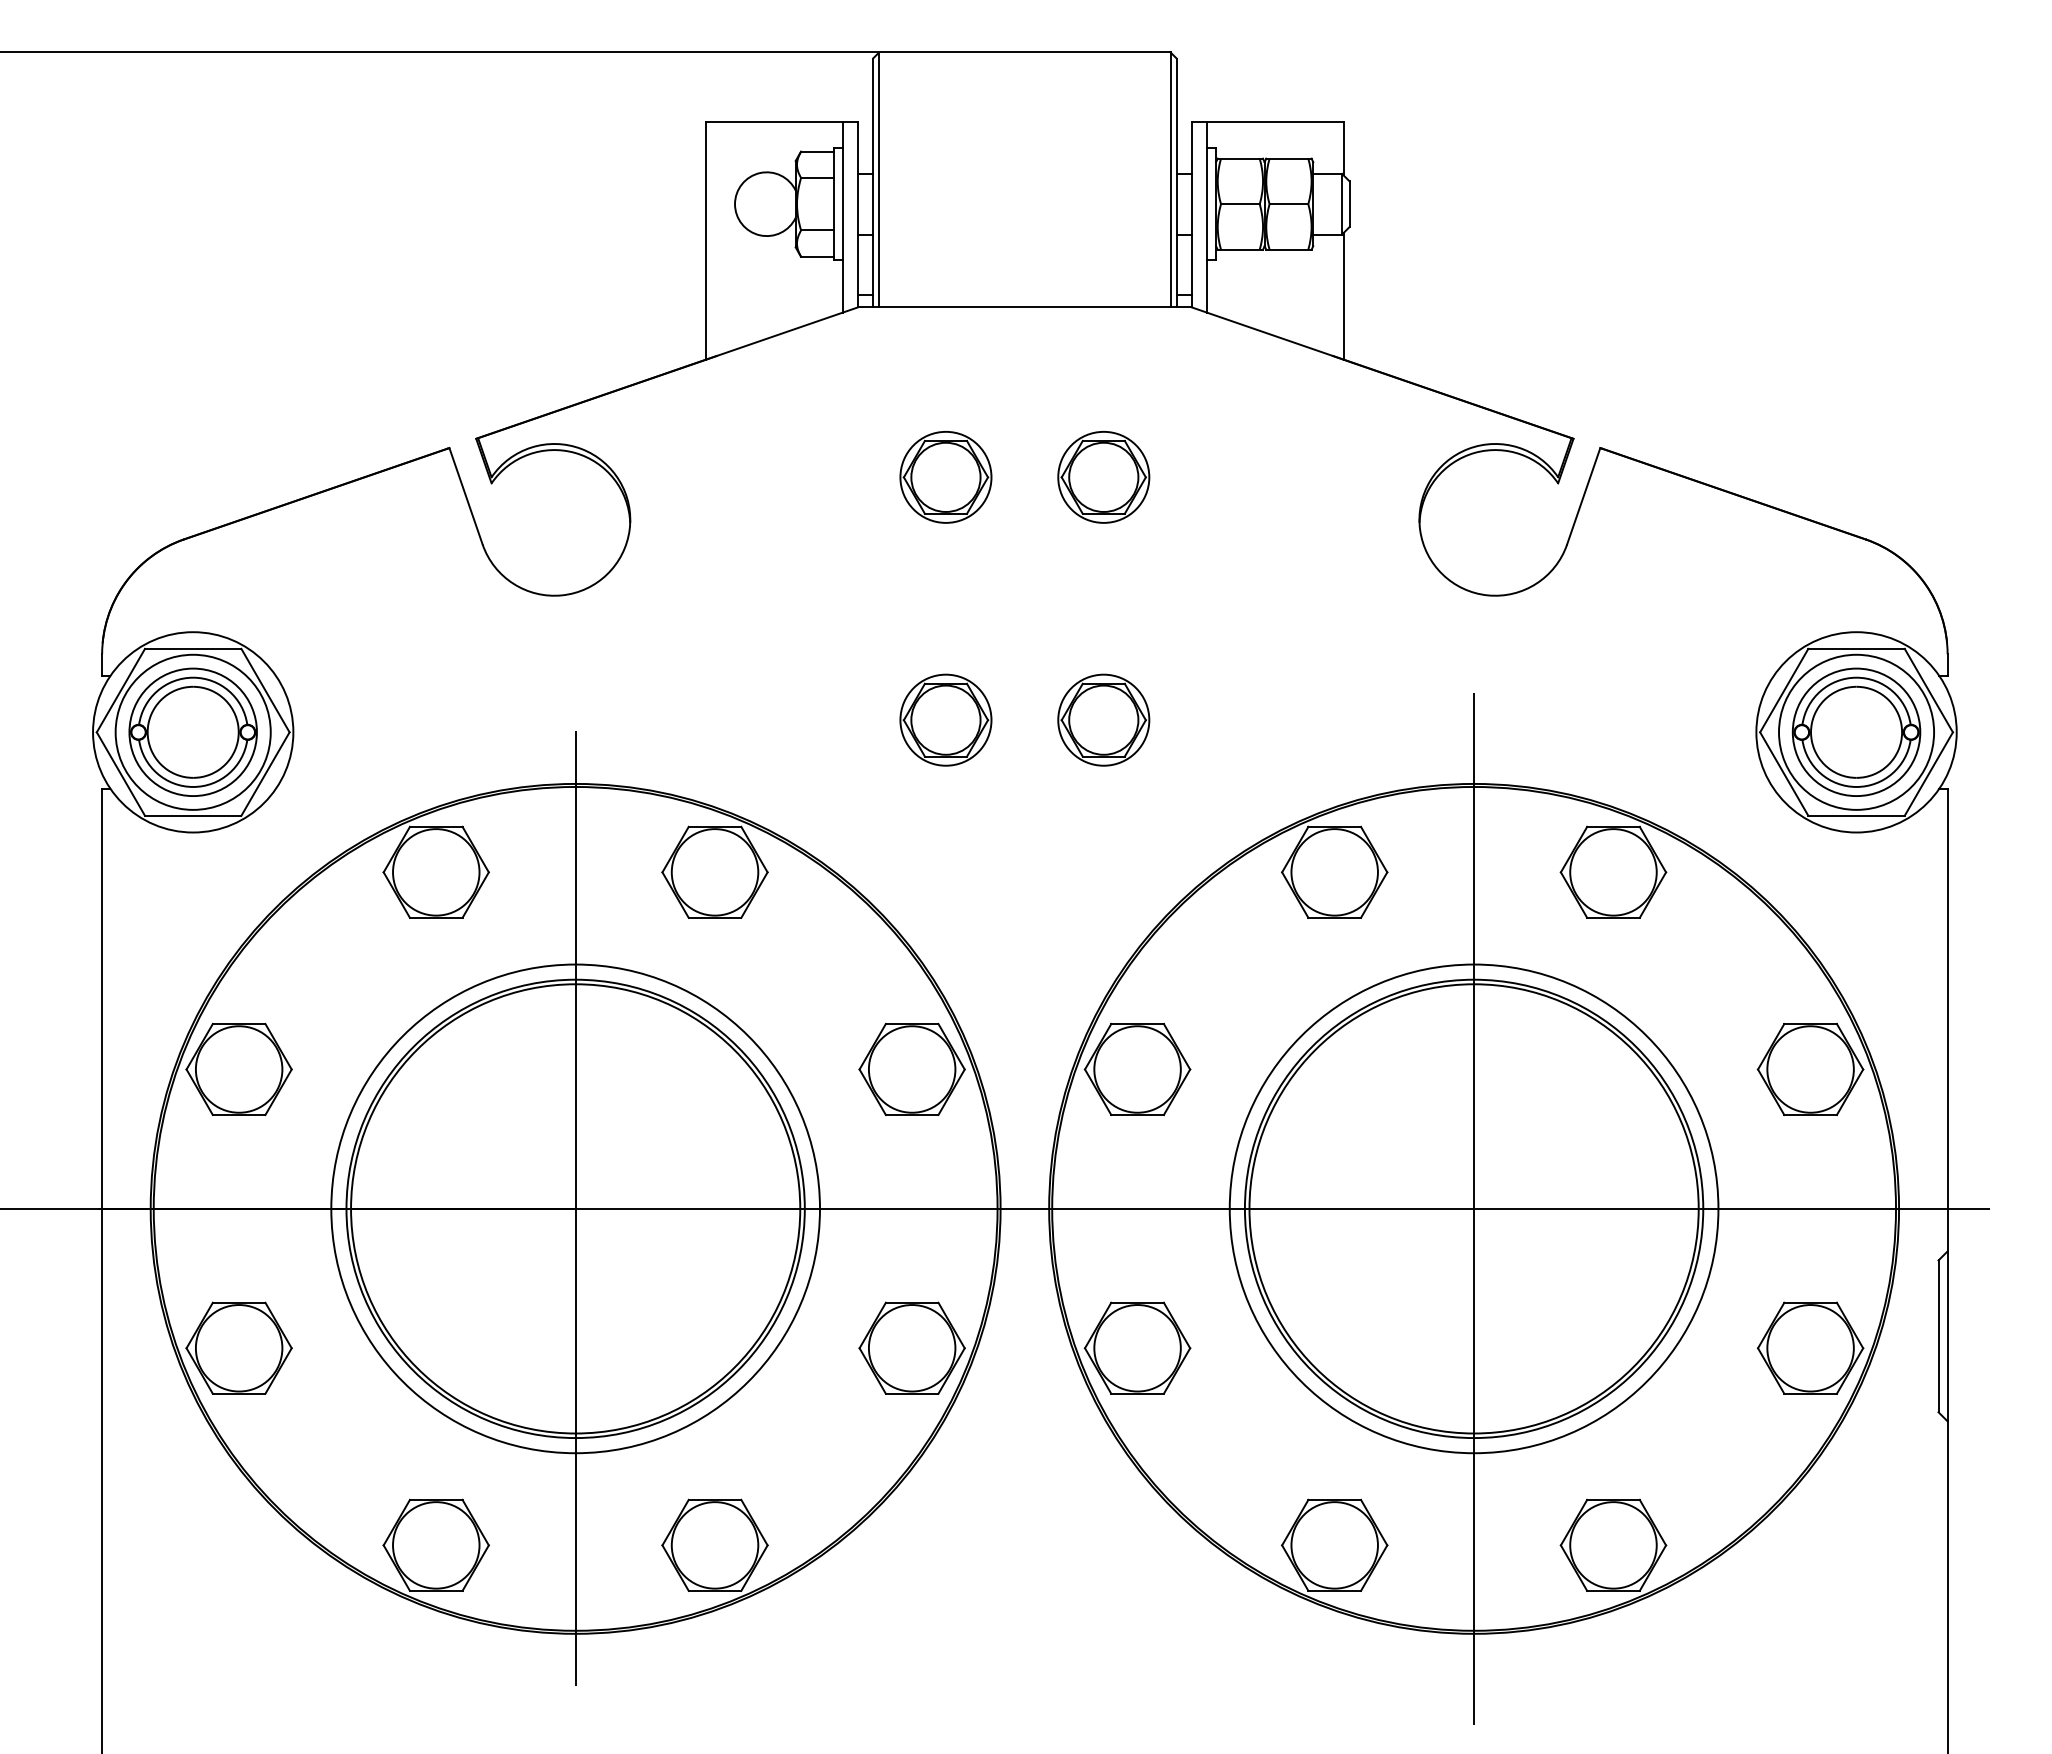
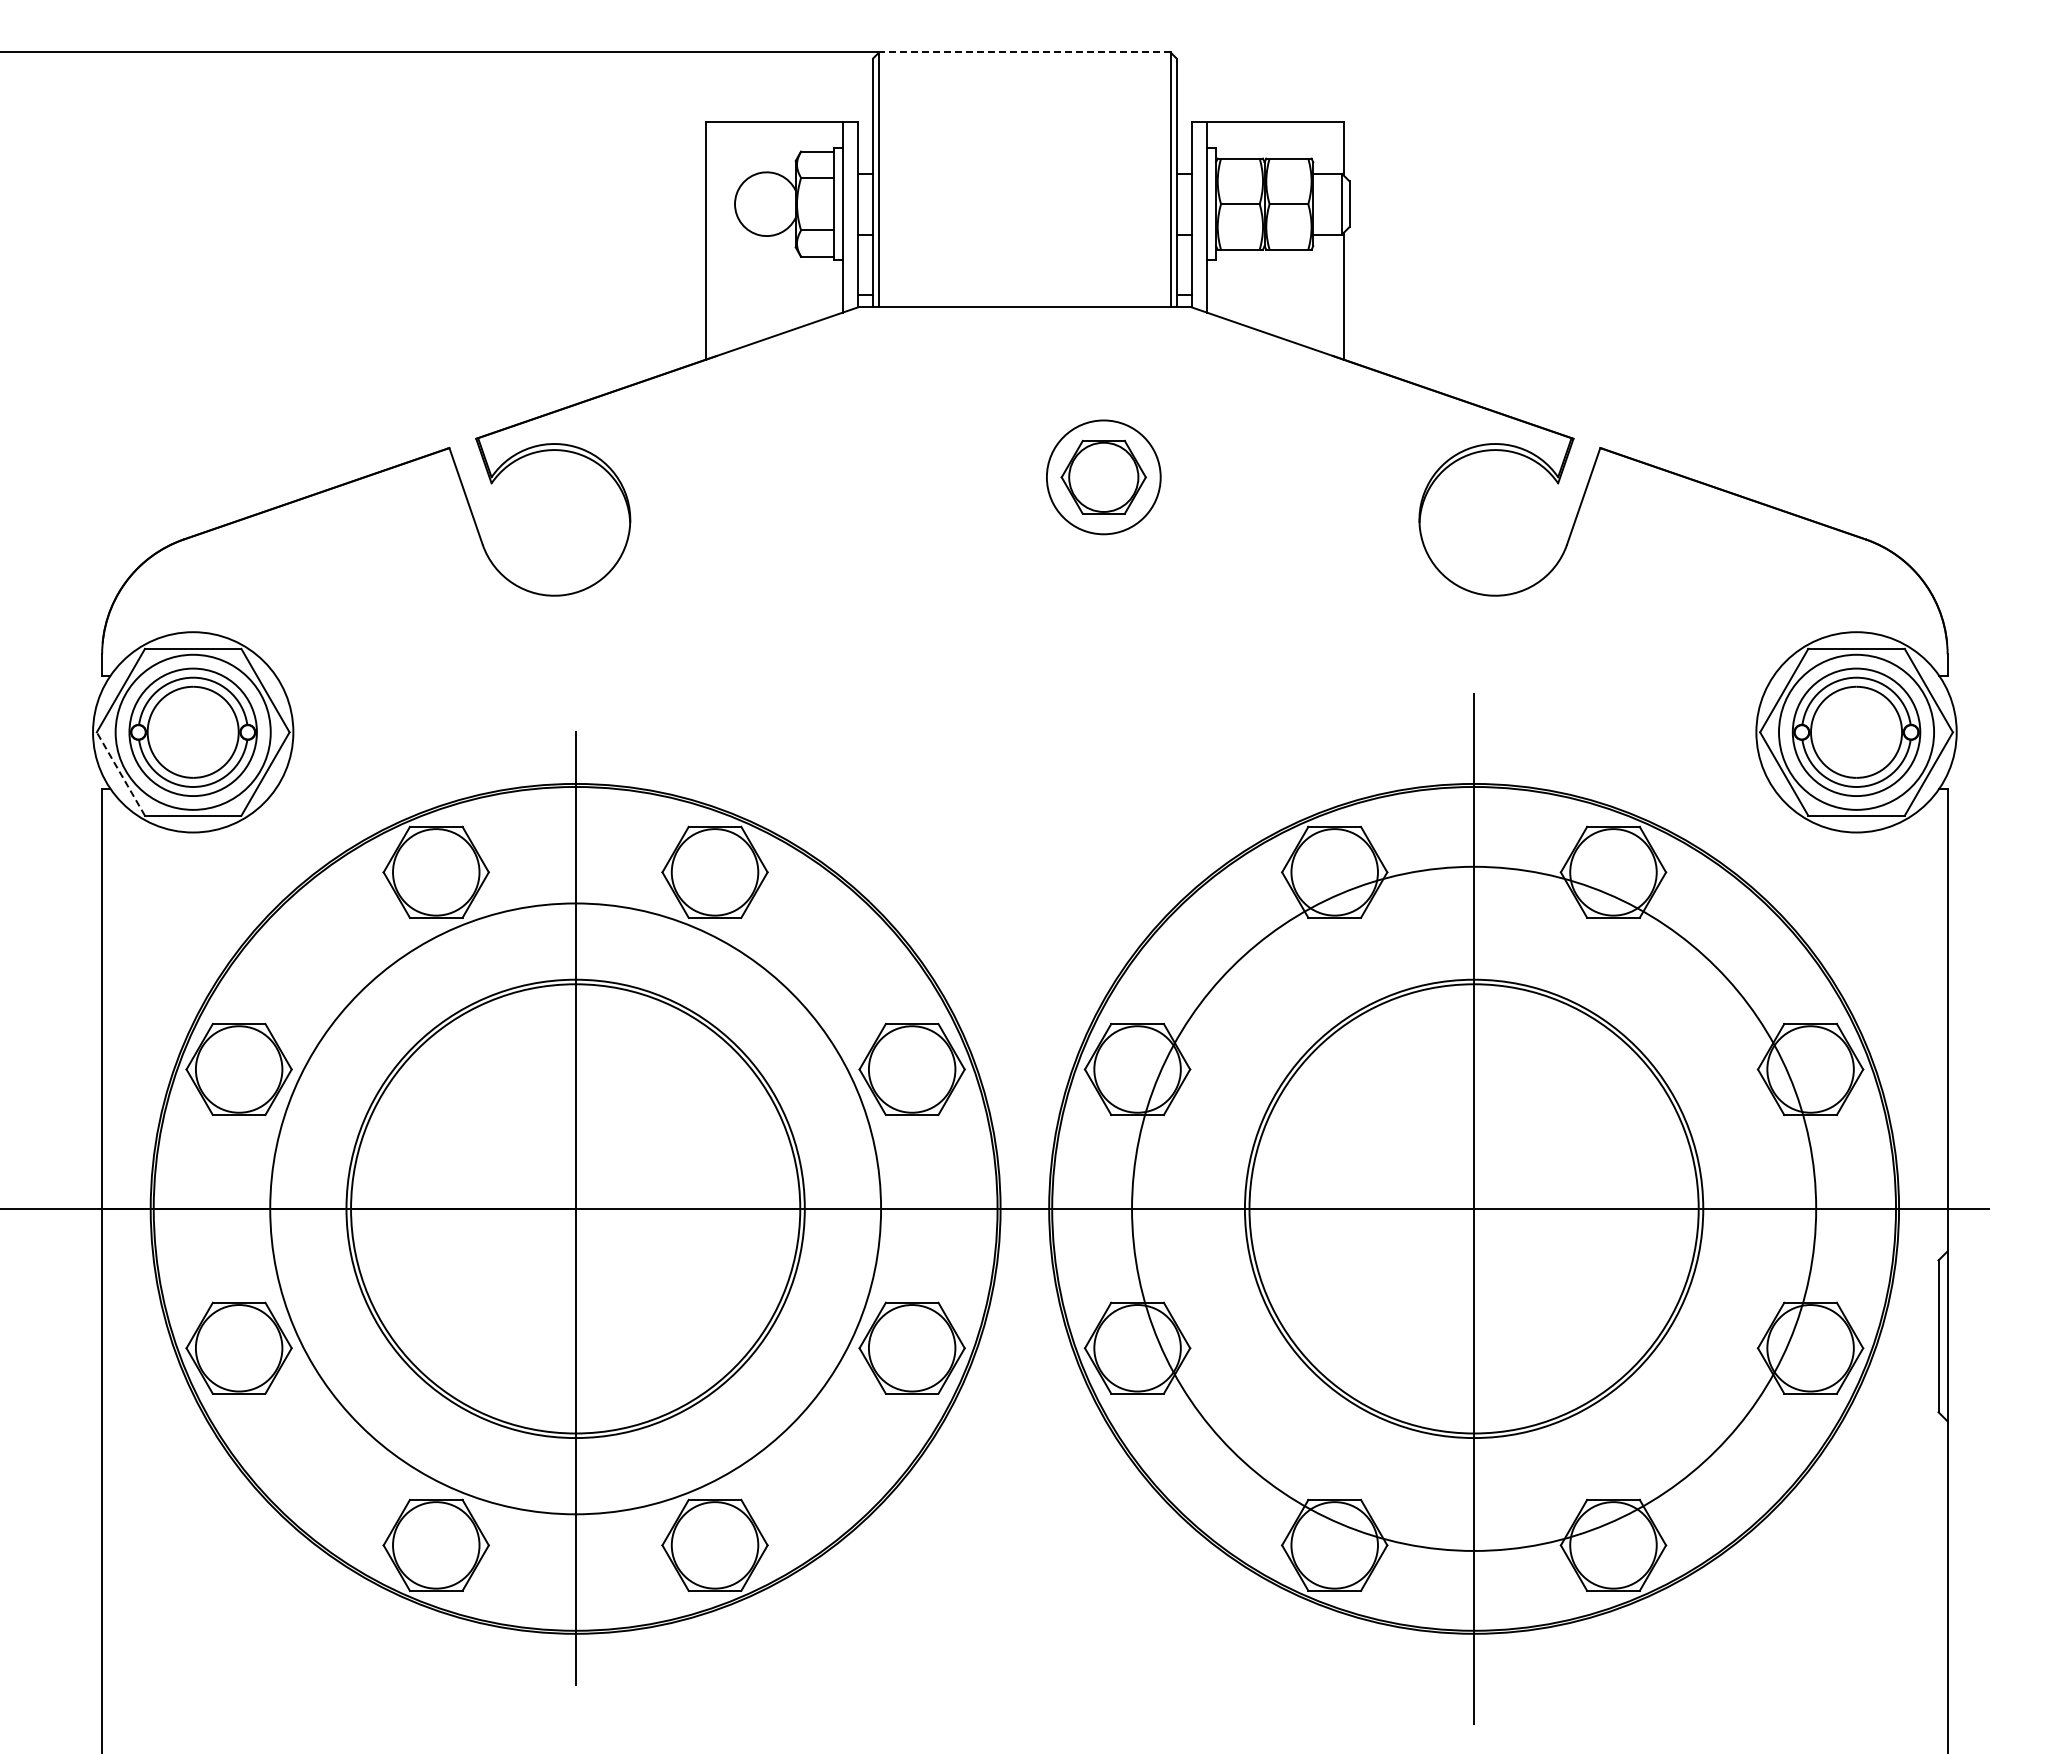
line: solid -> dashed (1024, 52)
circle diameter: 91 px -> 114 px (1103, 477)
part: present -> none (945, 477)
part: present -> none (945, 719)
part: present -> none (1103, 719)
line: solid -> dashed (120, 773)
circle diameter: 489 px -> 611 px (575, 1208)
circle diameter: 489 px -> 684 px (1474, 1208)
